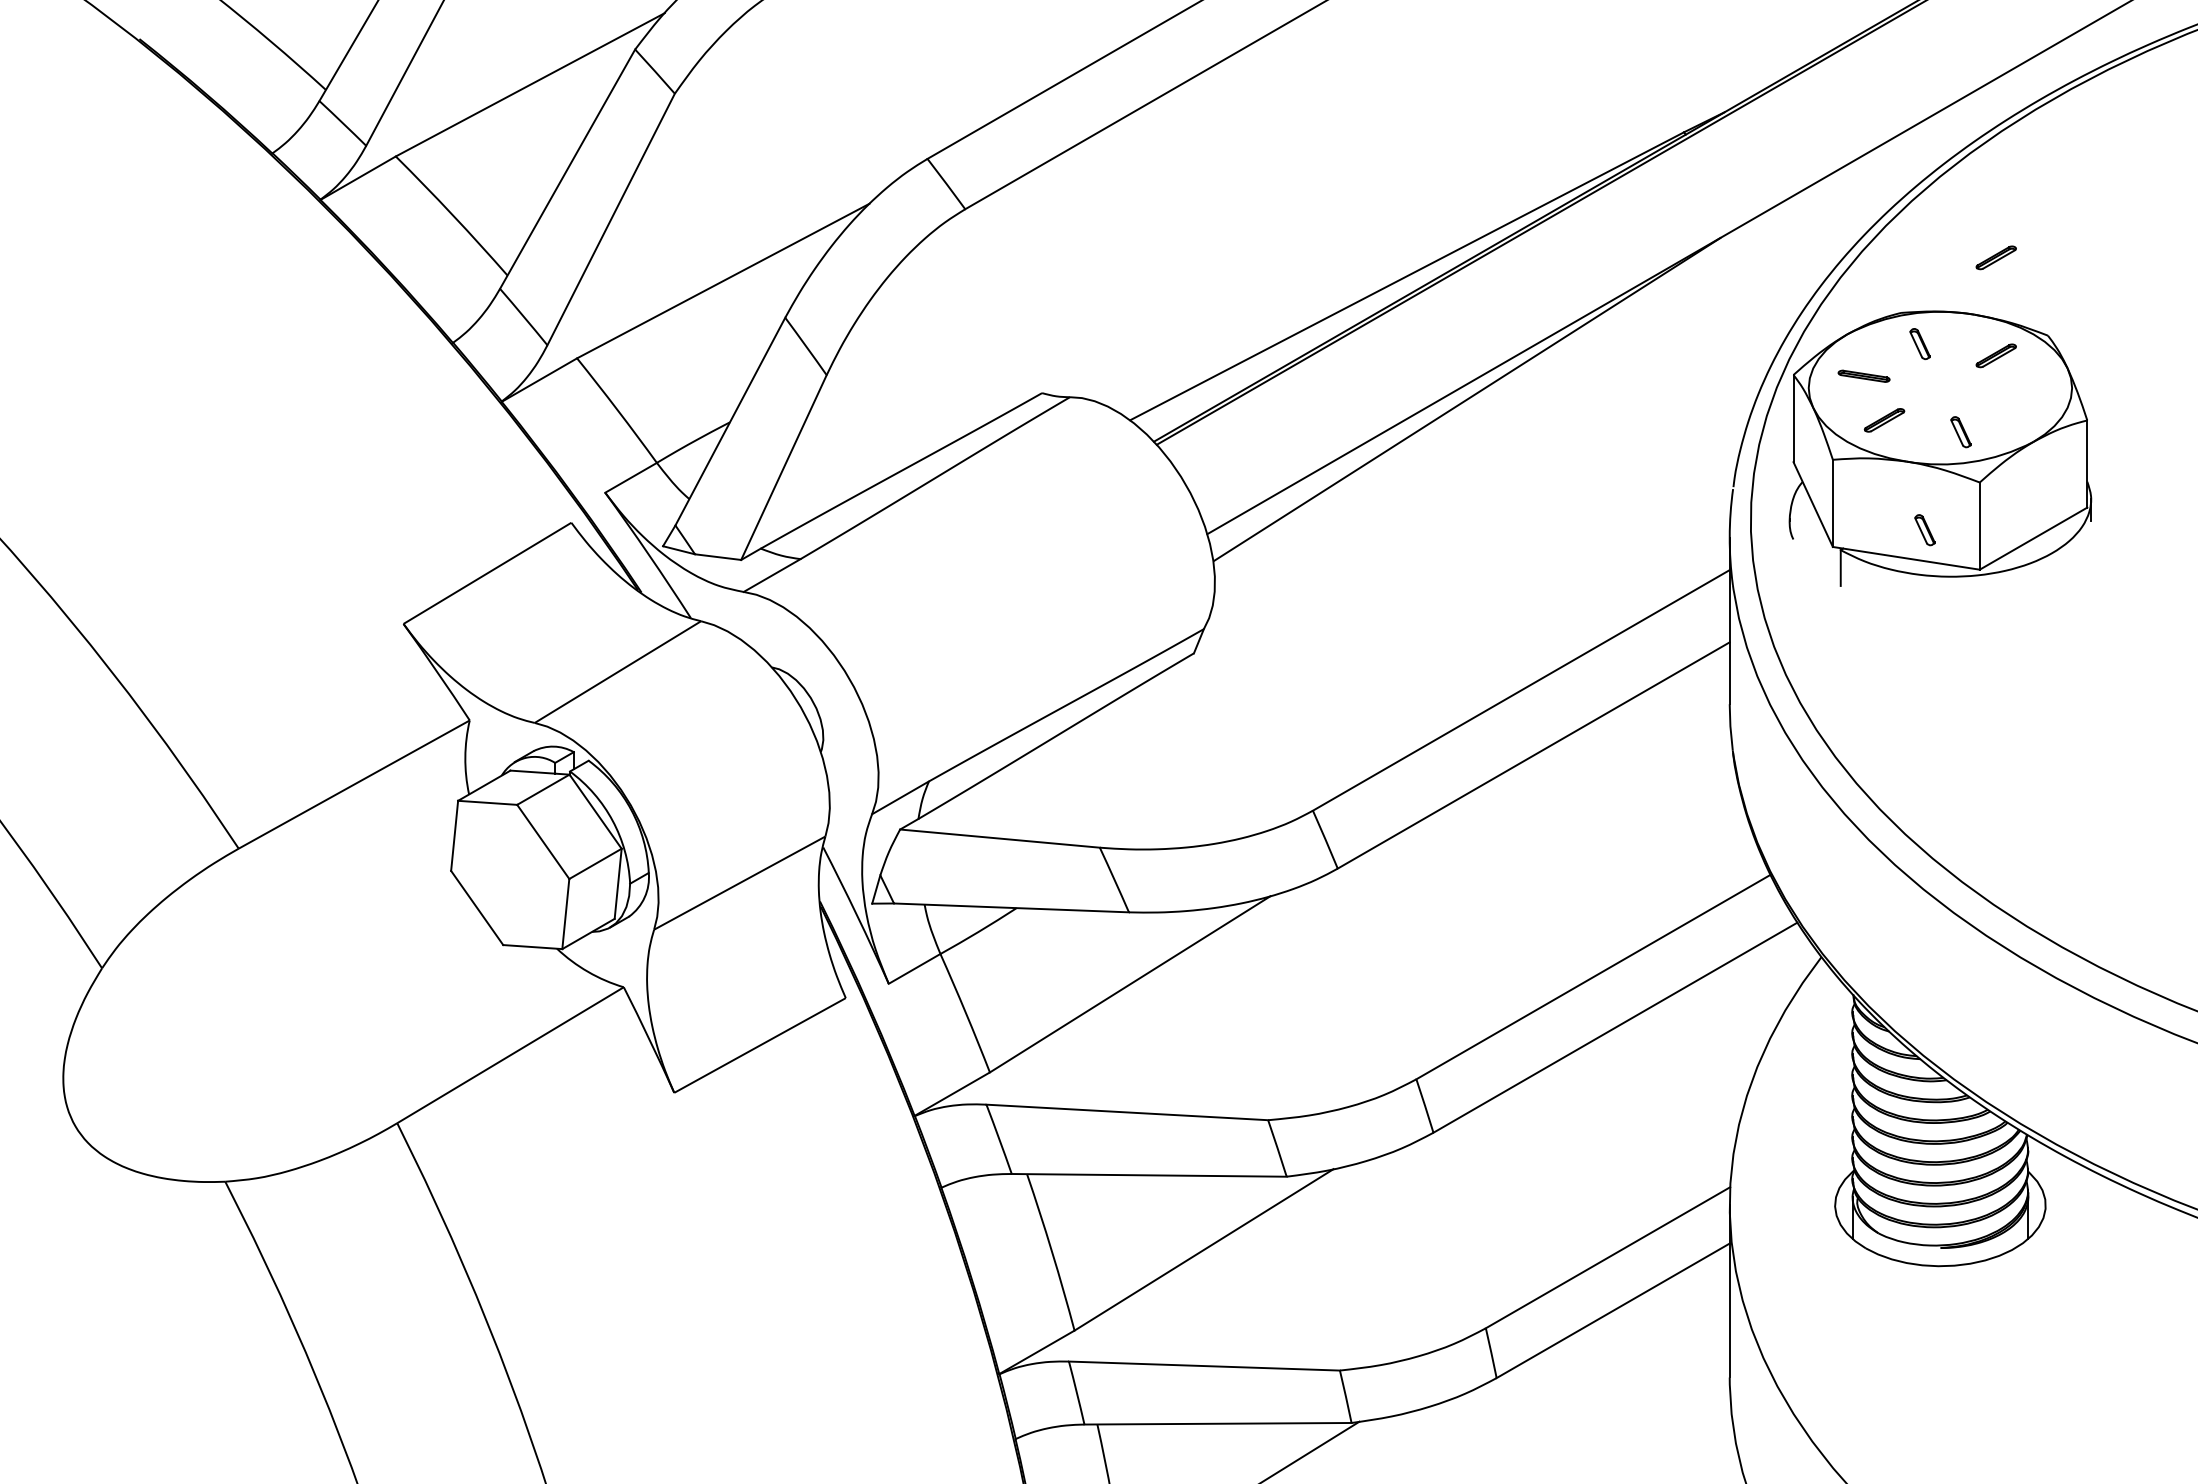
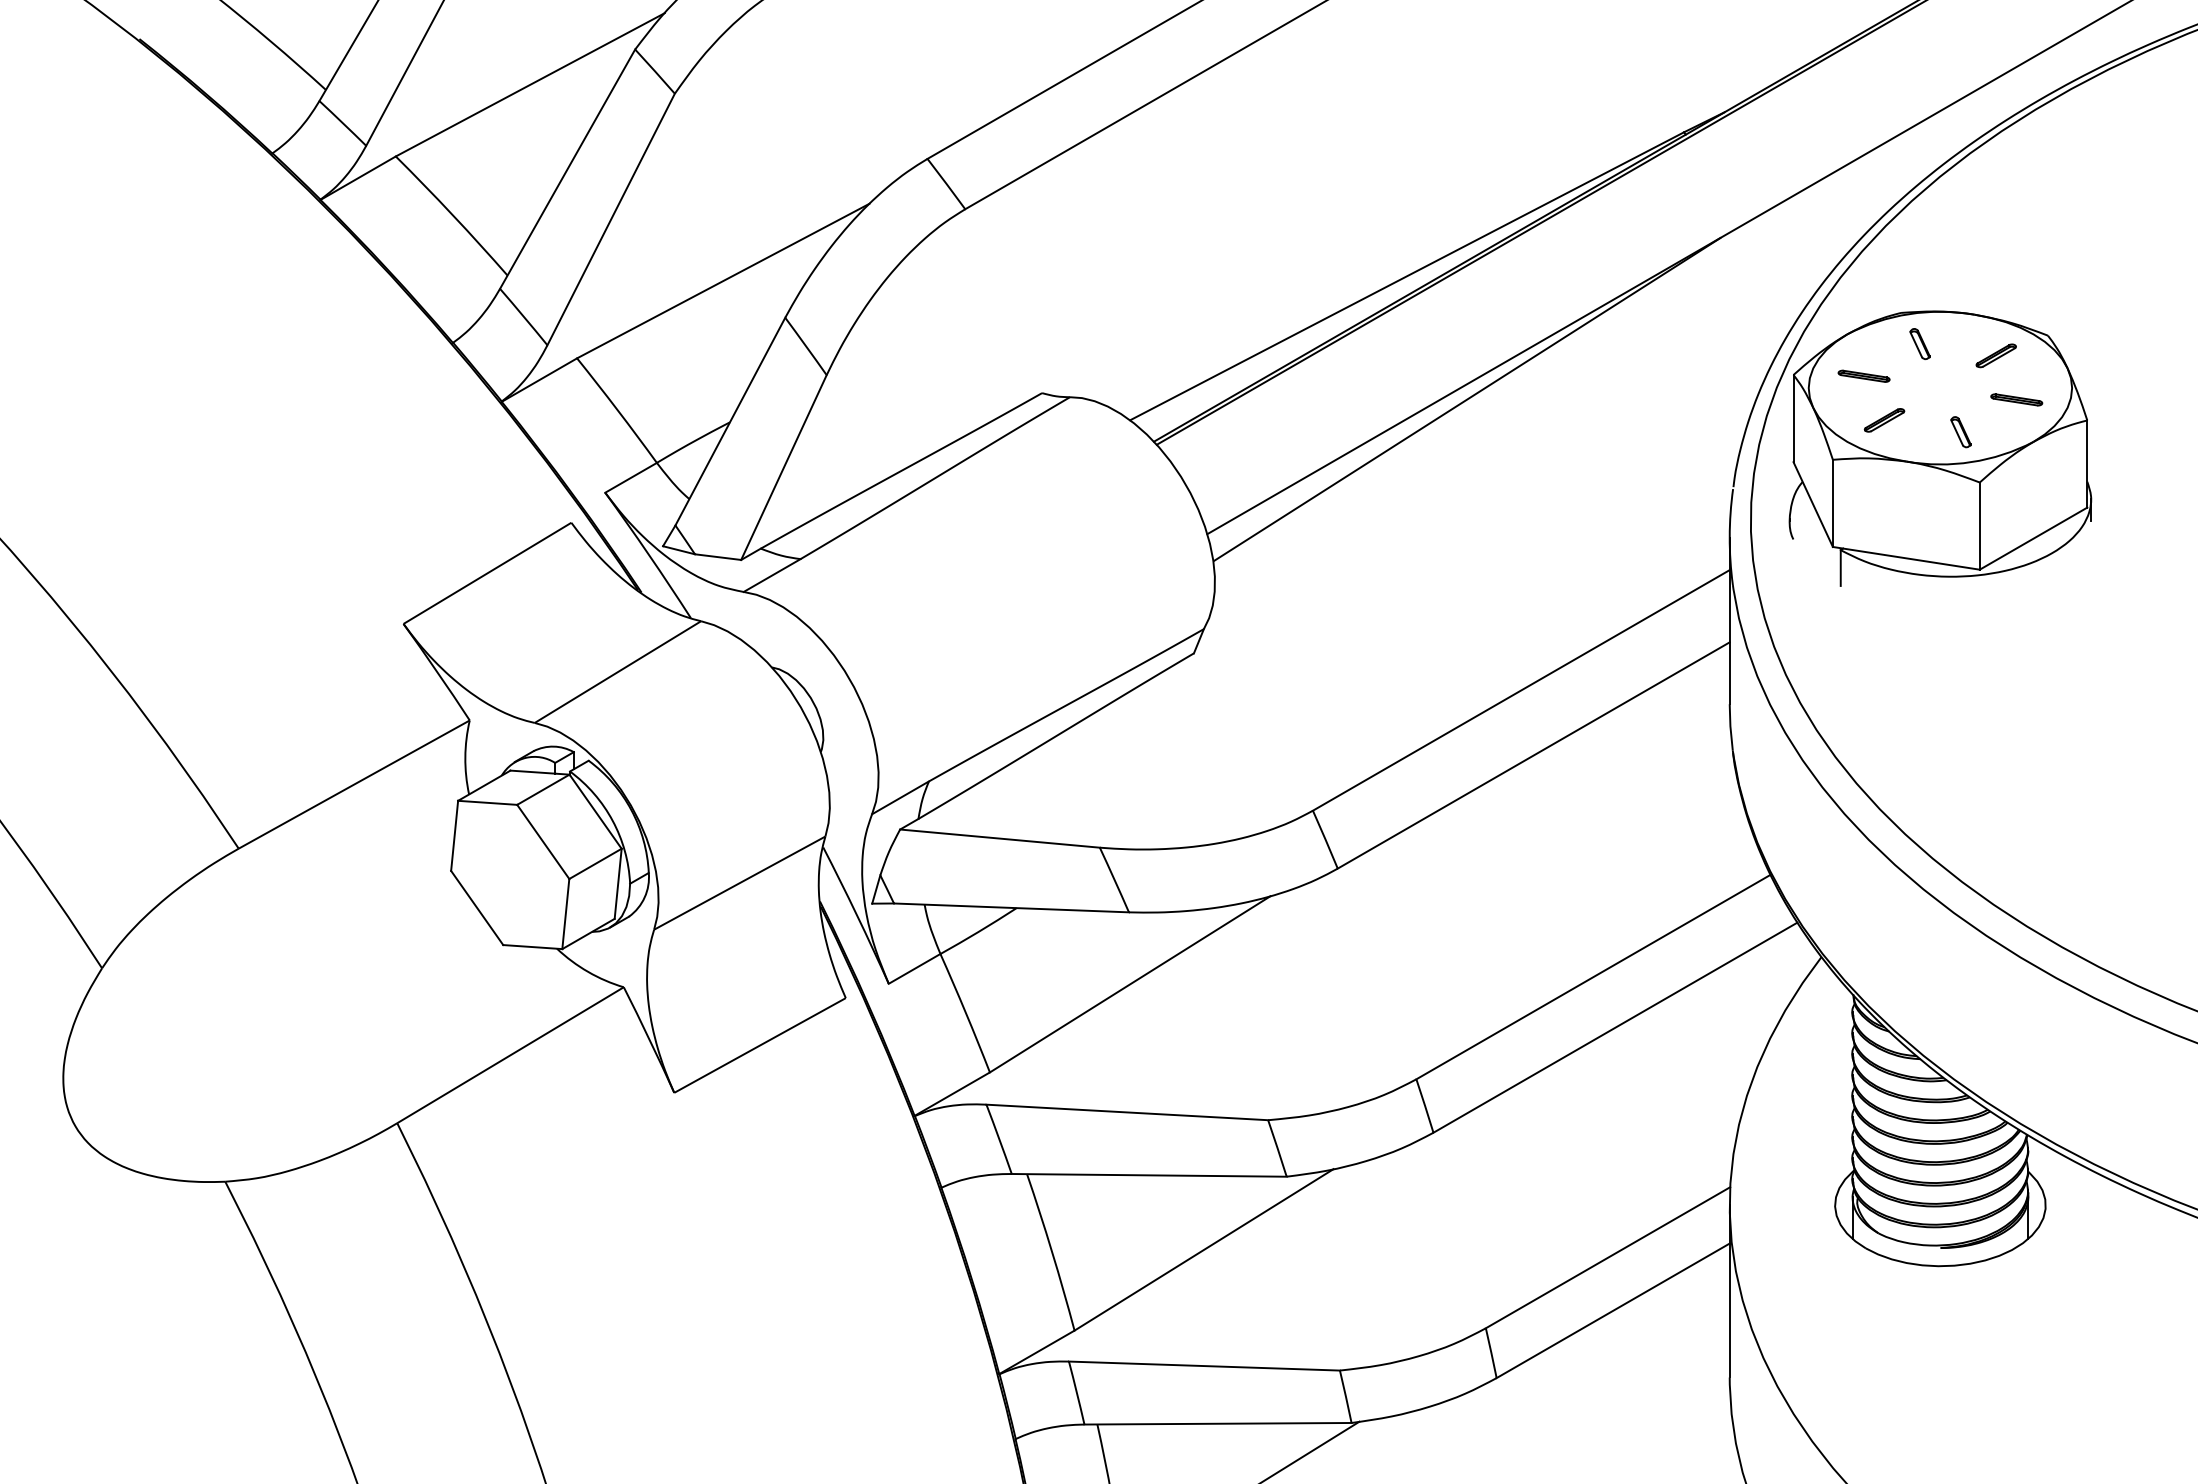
part: present -> none (1995, 257)
part: none -> present (2016, 399)
part: present -> none (1924, 530)
